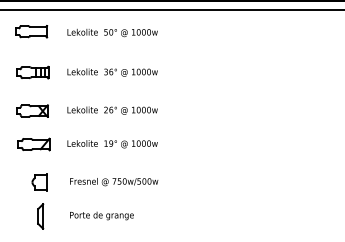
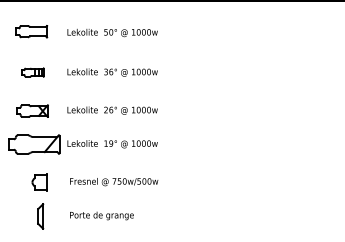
line: present -> none (171, 10)
part size: 34x15 px -> 24x11 px (32, 72)
part size: 34x15 px -> 53x21 px (34, 144)
